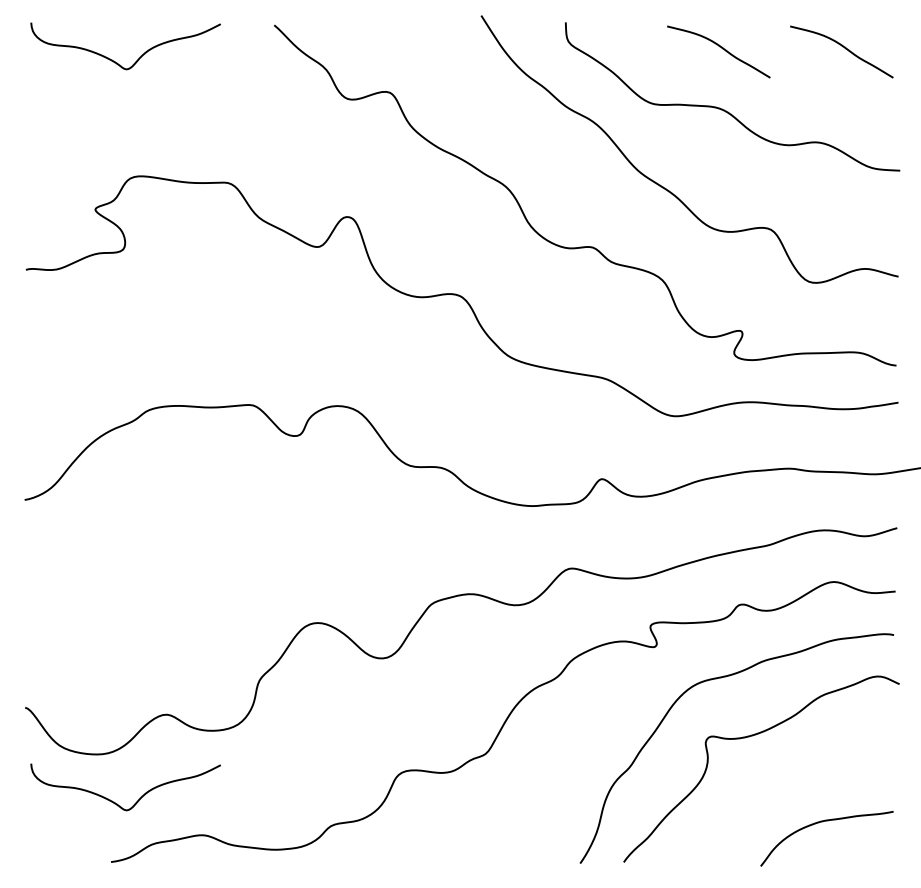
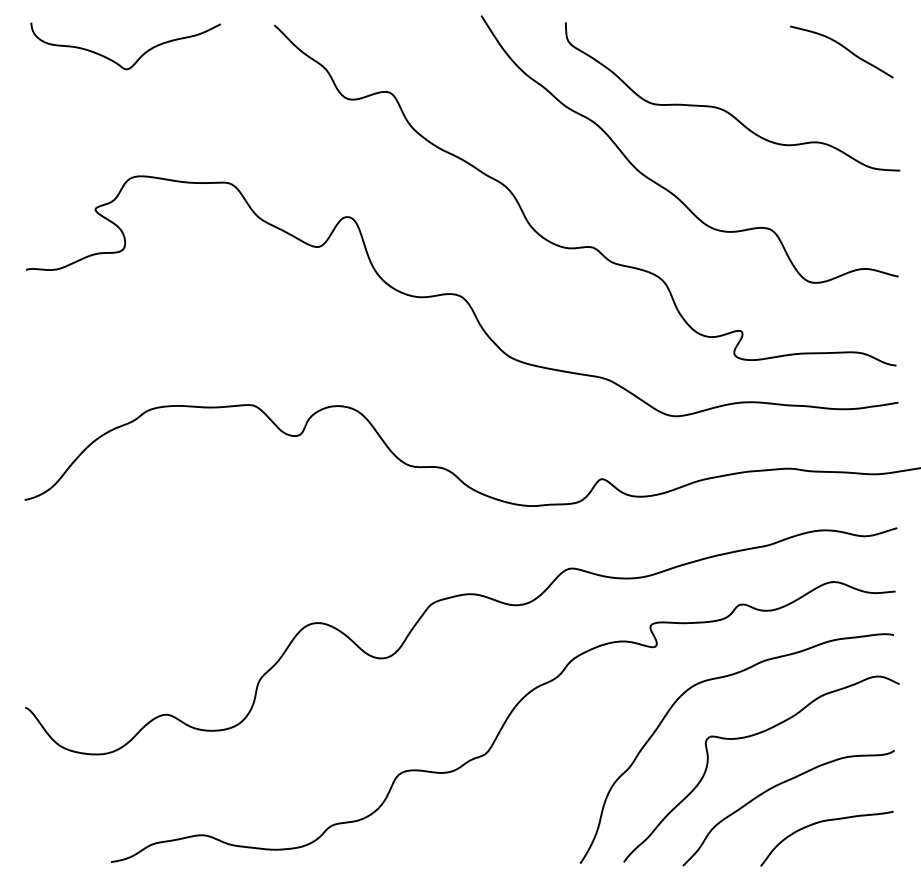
curve: present -> none (719, 47)
curve: none -> present (777, 786)
curve: present -> none (138, 799)
